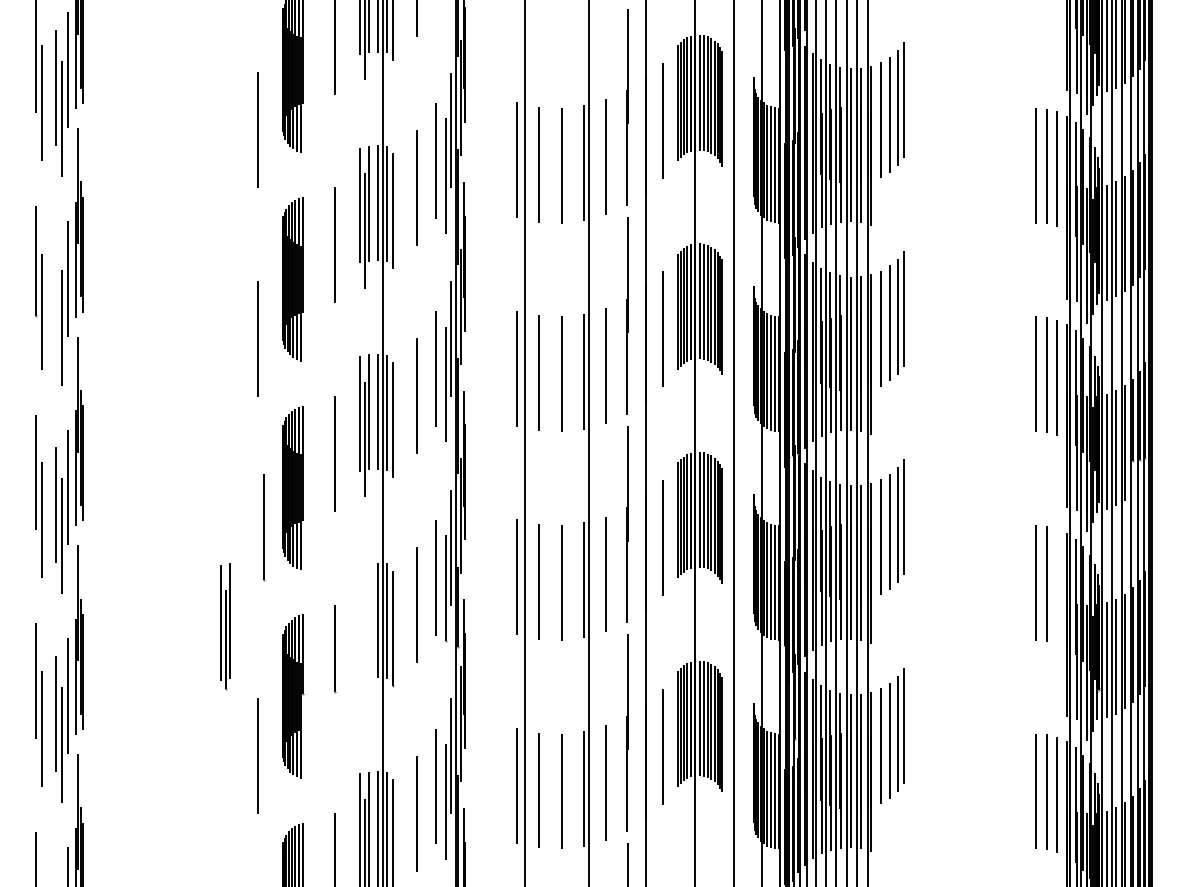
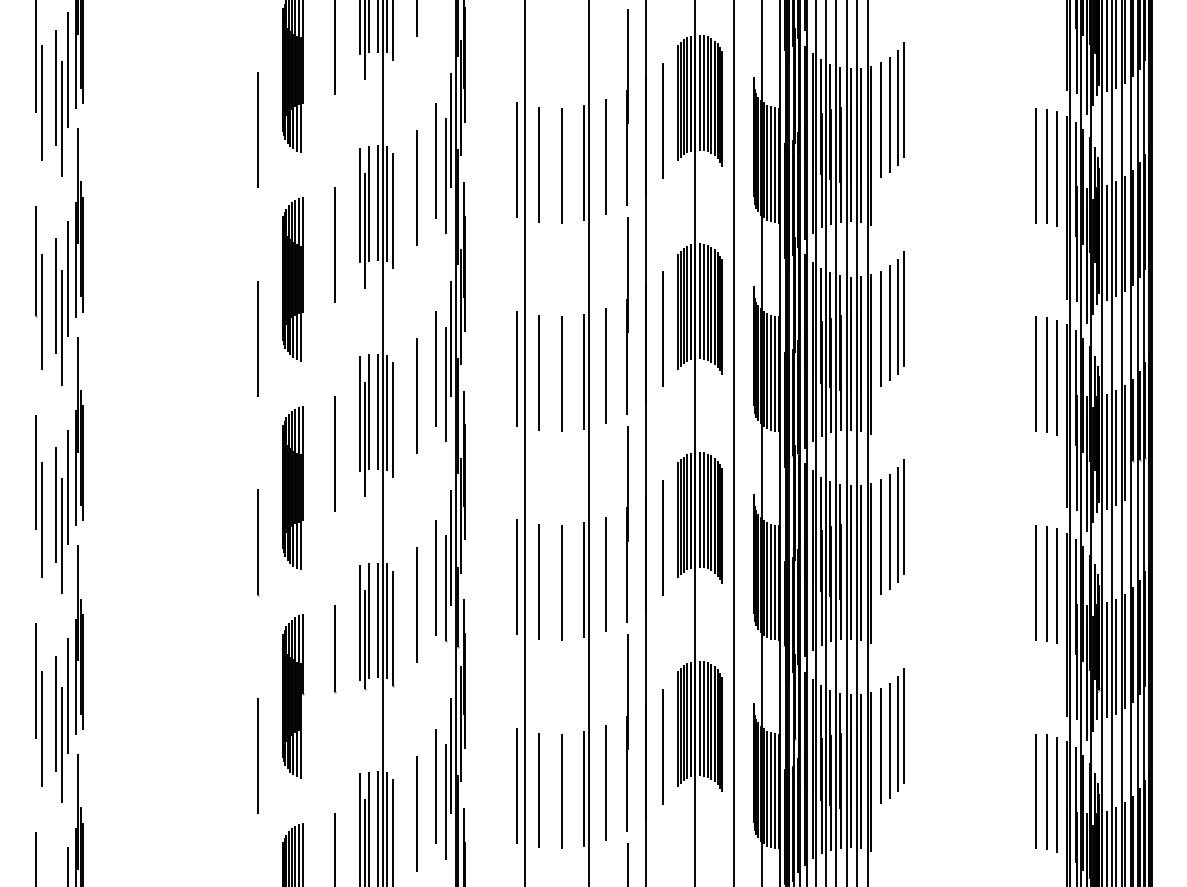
line: none -> present (56, 296)
line position: (264, 527) -> (258, 542) (258, 542)
line: none -> present (1057, 586)
part position: (225, 626) -> (364, 626) (364, 626)
